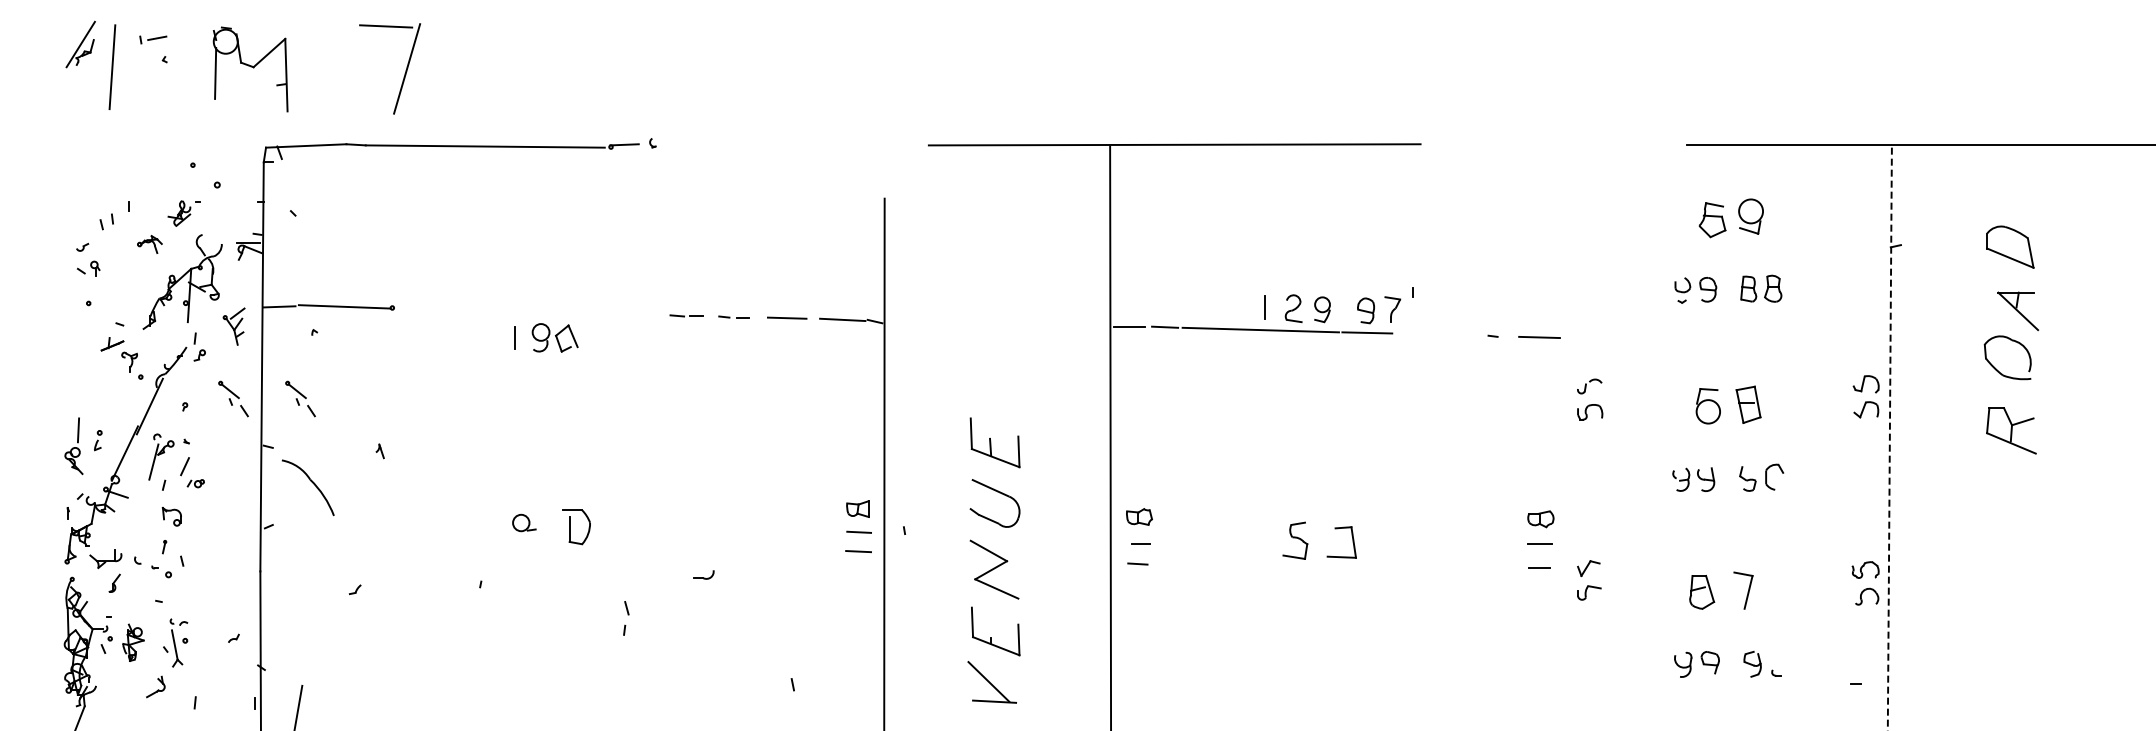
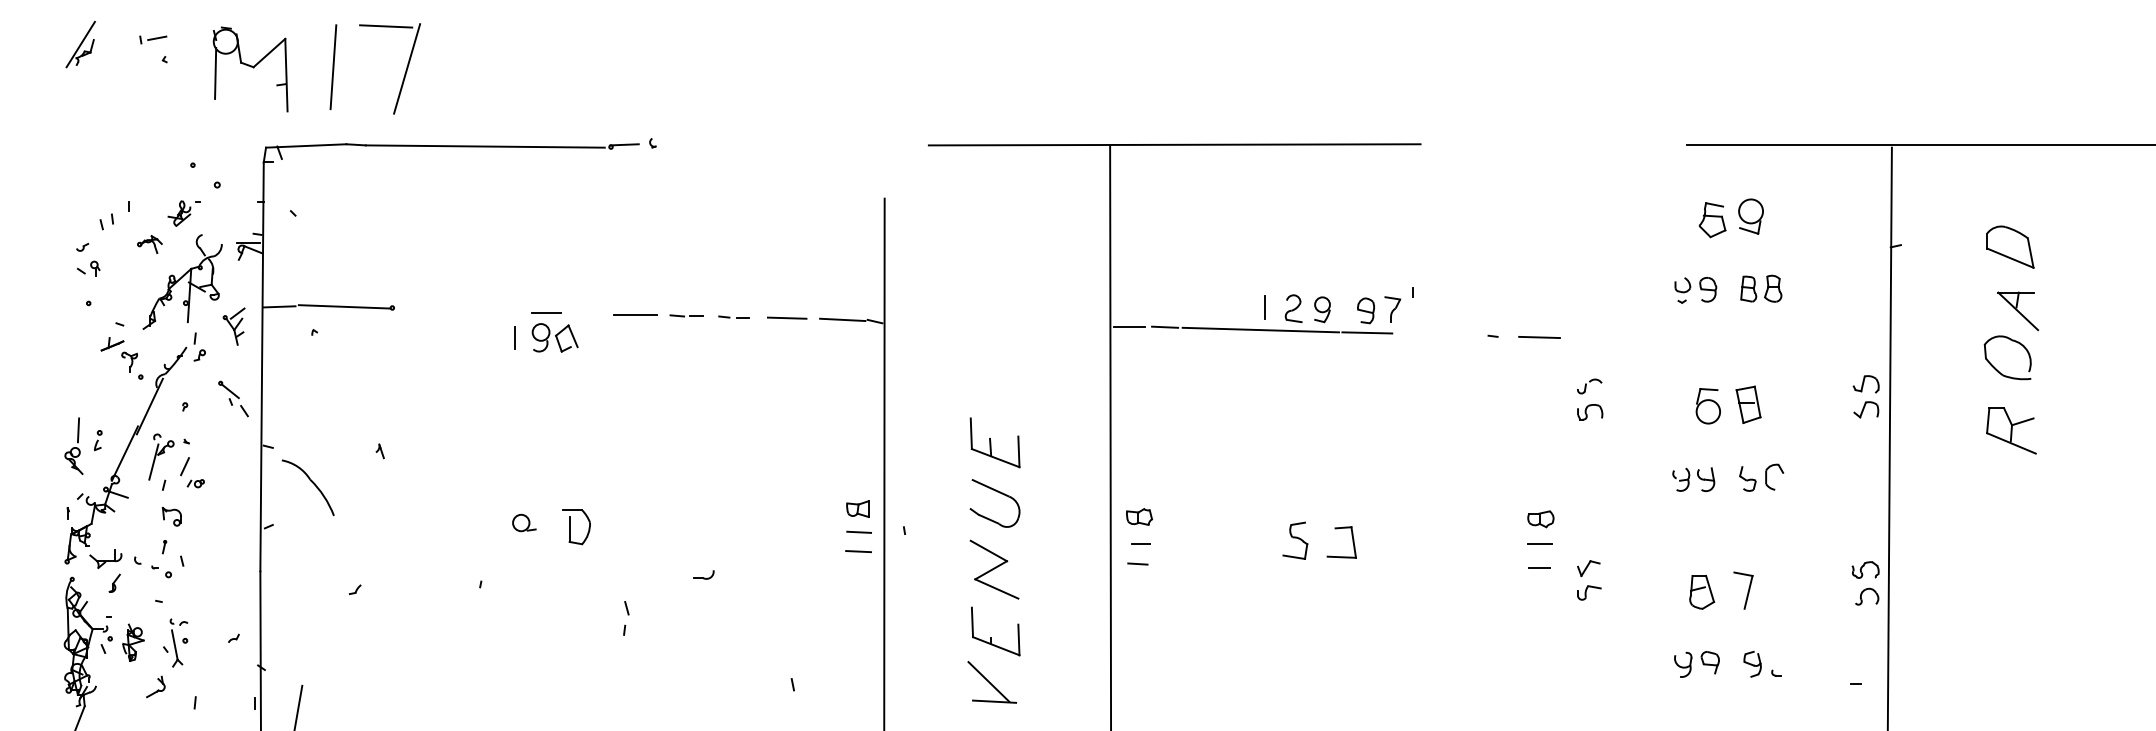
line position: (112, 66) -> (333, 66) (333, 66)
line: none -> present (546, 313)
line: none -> present (634, 315)
part: present -> none (300, 398)
line: dashed -> solid (1889, 439)
